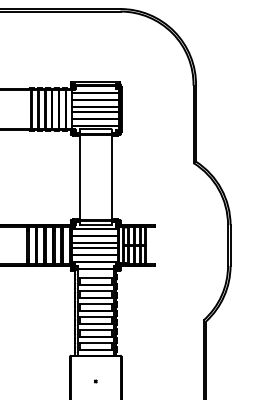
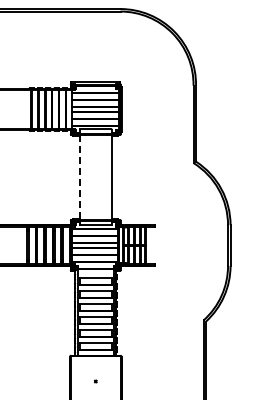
line: solid -> dashed (79, 177)
